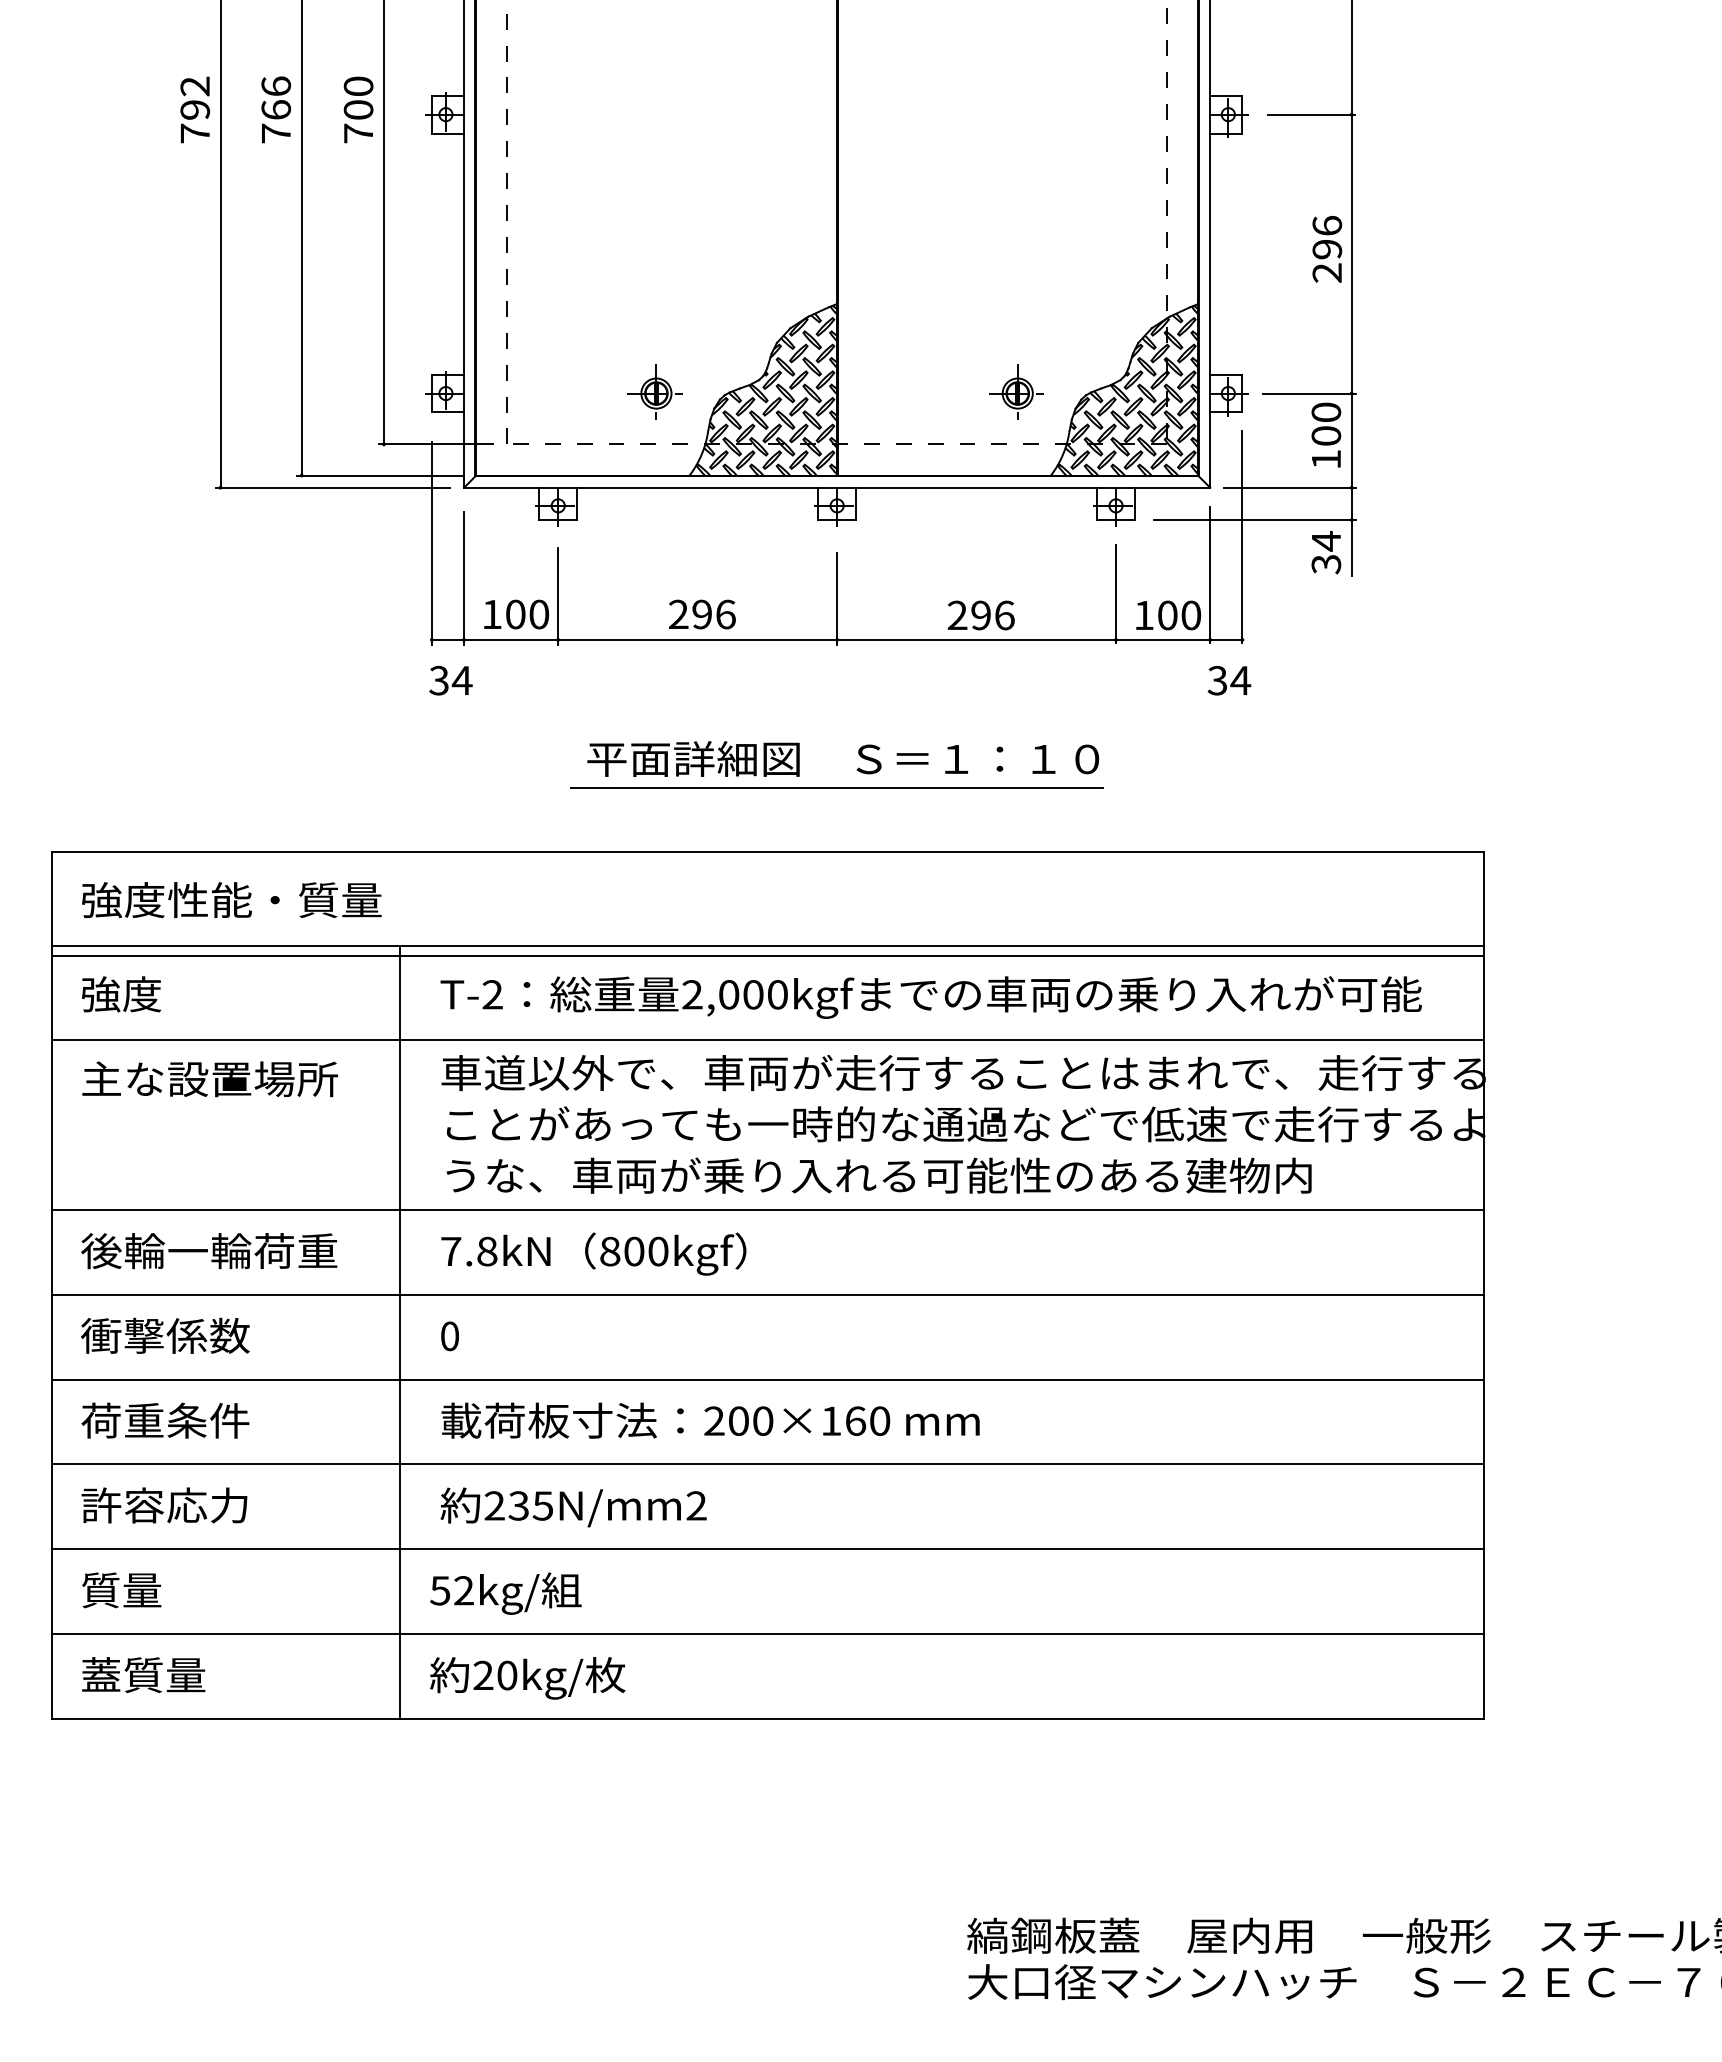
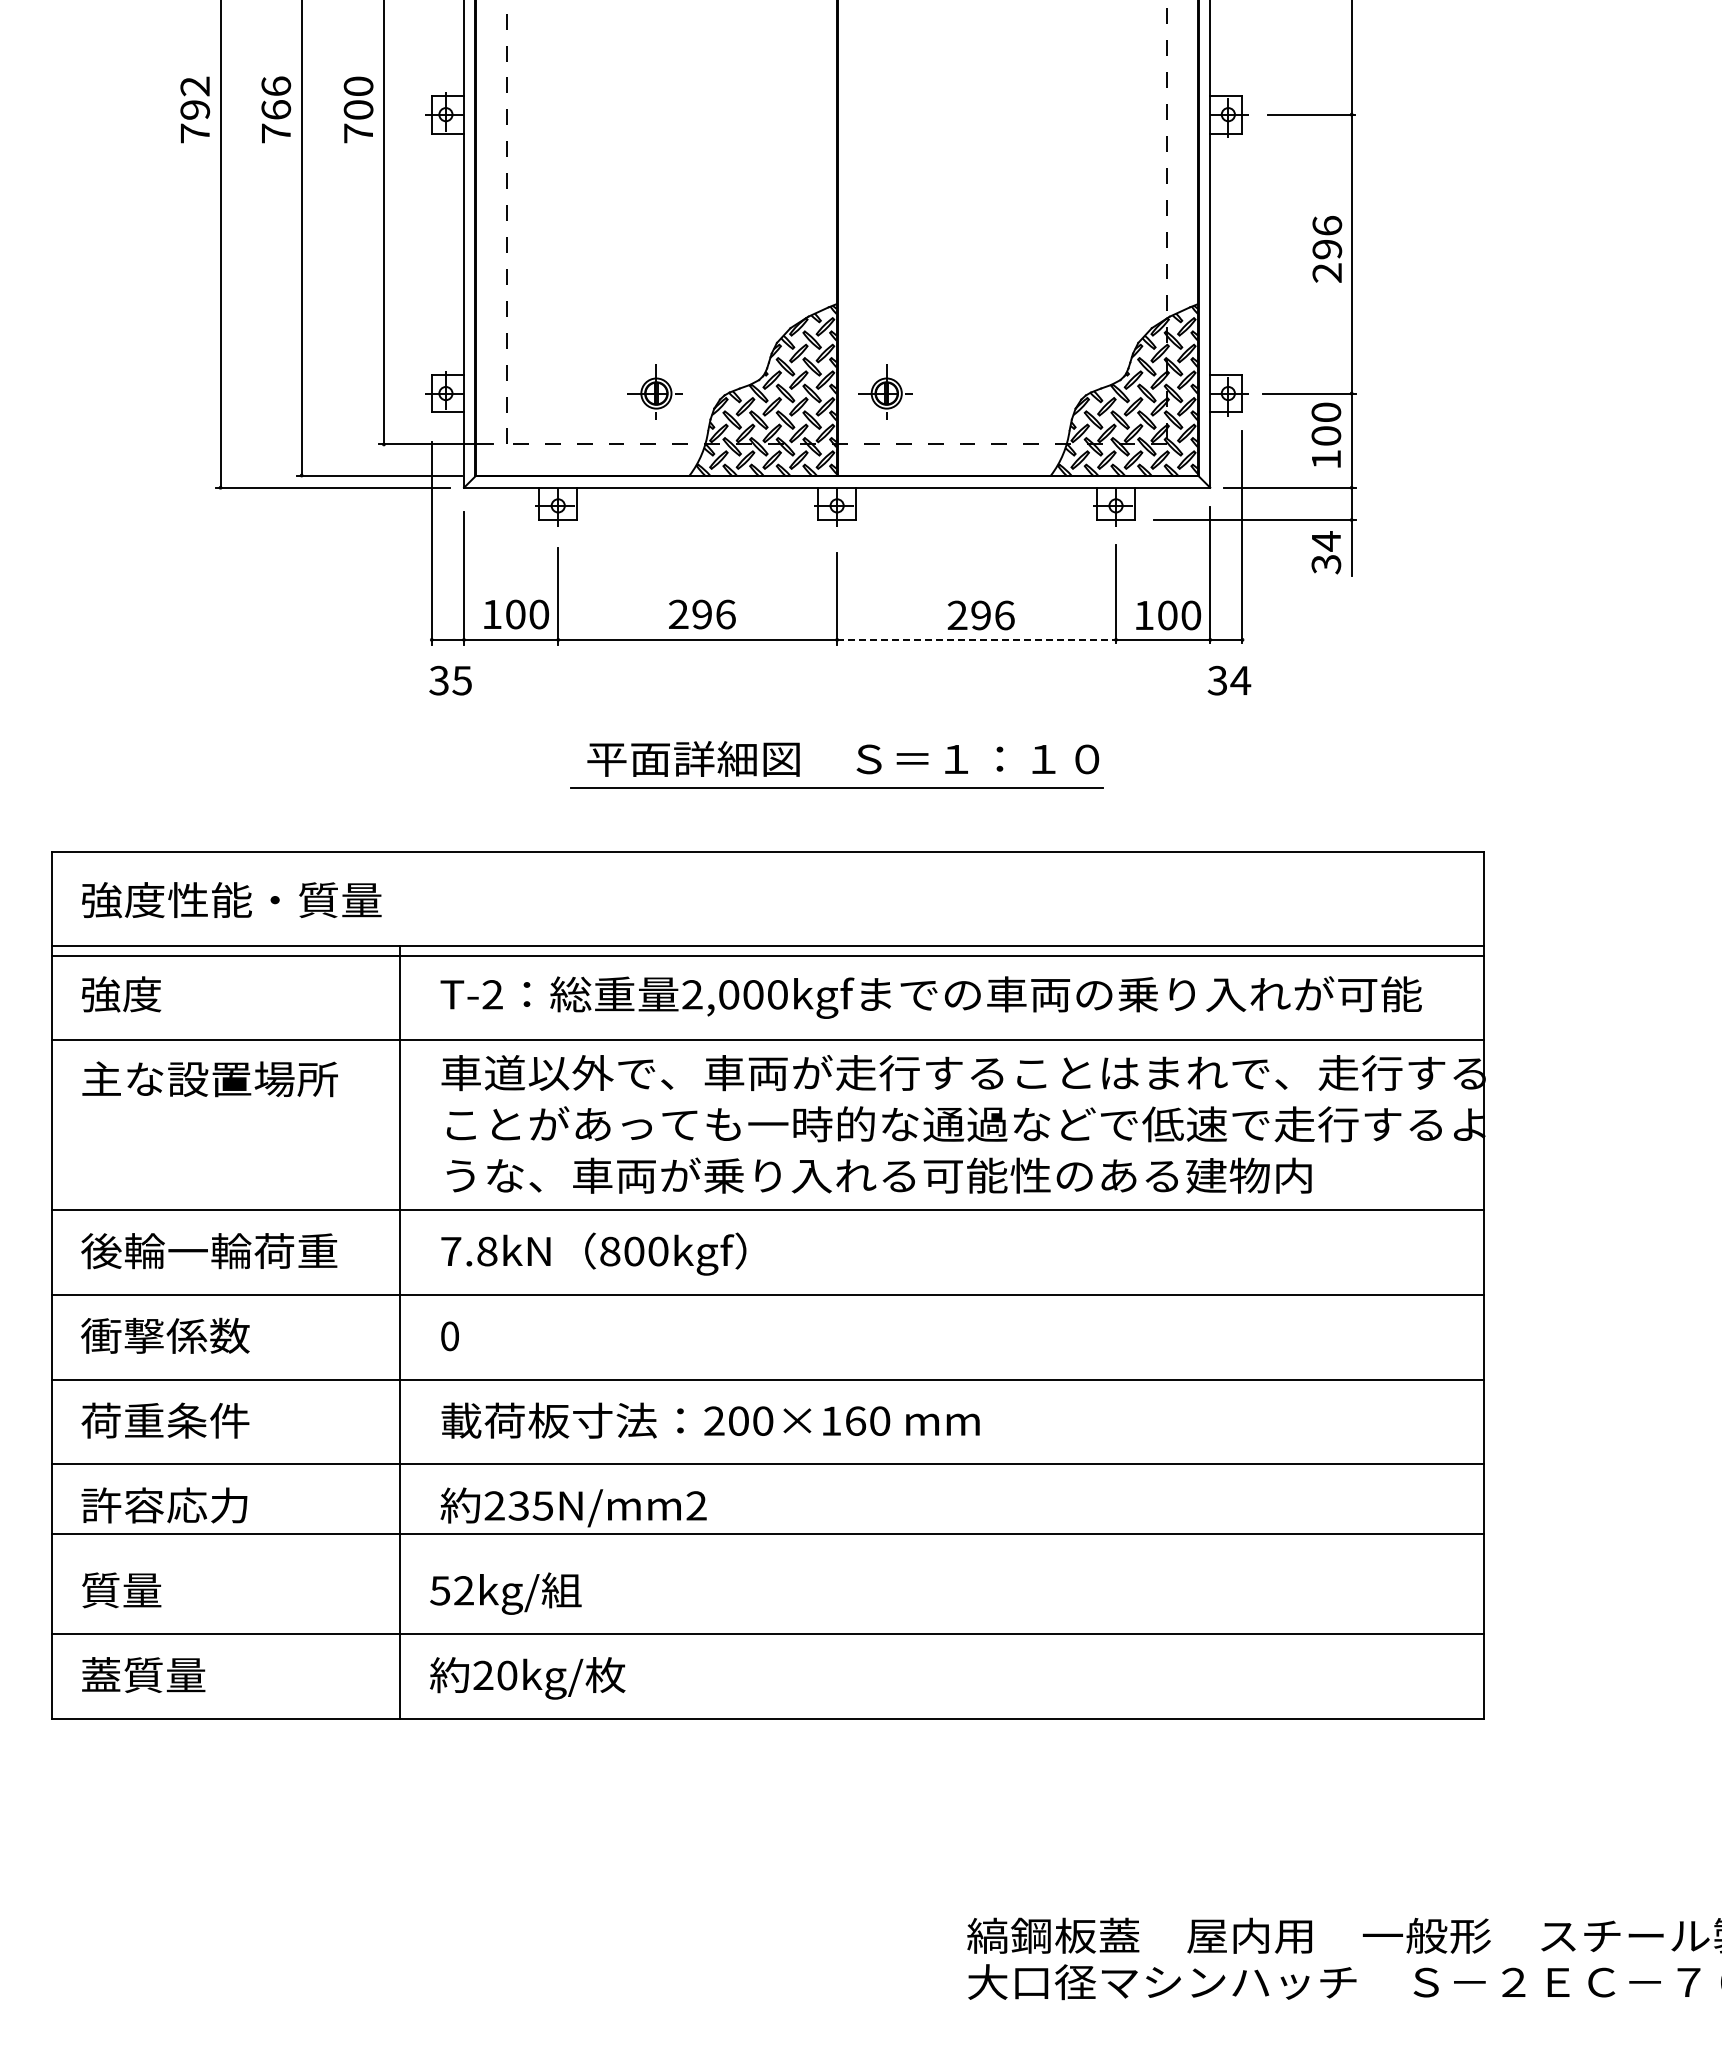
part position: (1016, 391) -> (885, 391) (885, 391)
line: solid -> dashed (977, 639)
text: 34 -> 35 (461, 680)
line position: (767, 1549) -> (767, 1534) (767, 1534)
